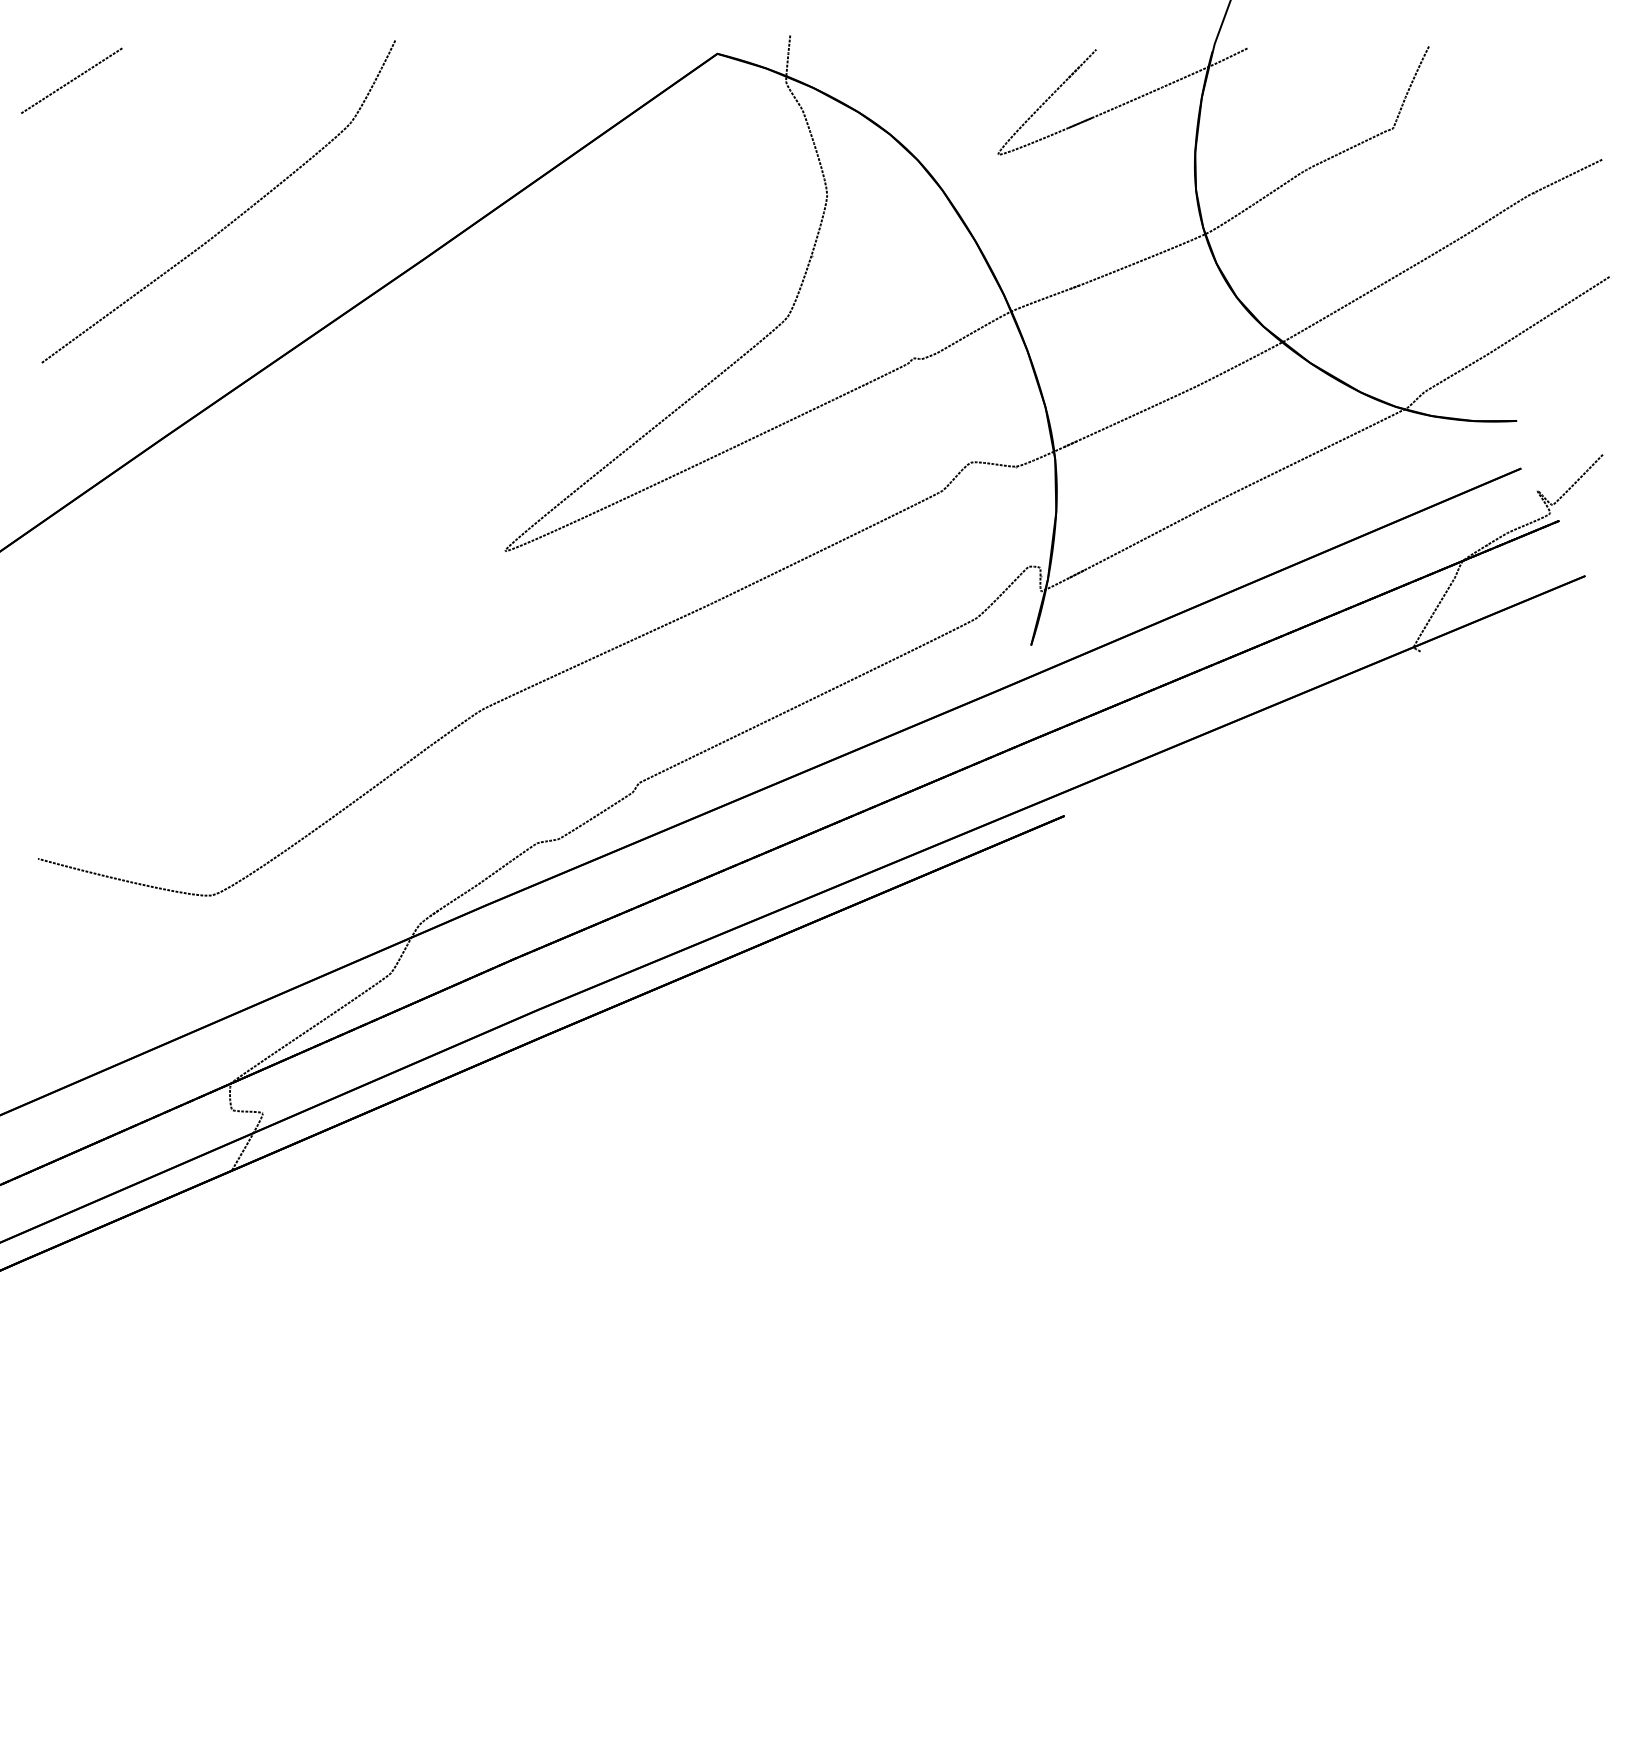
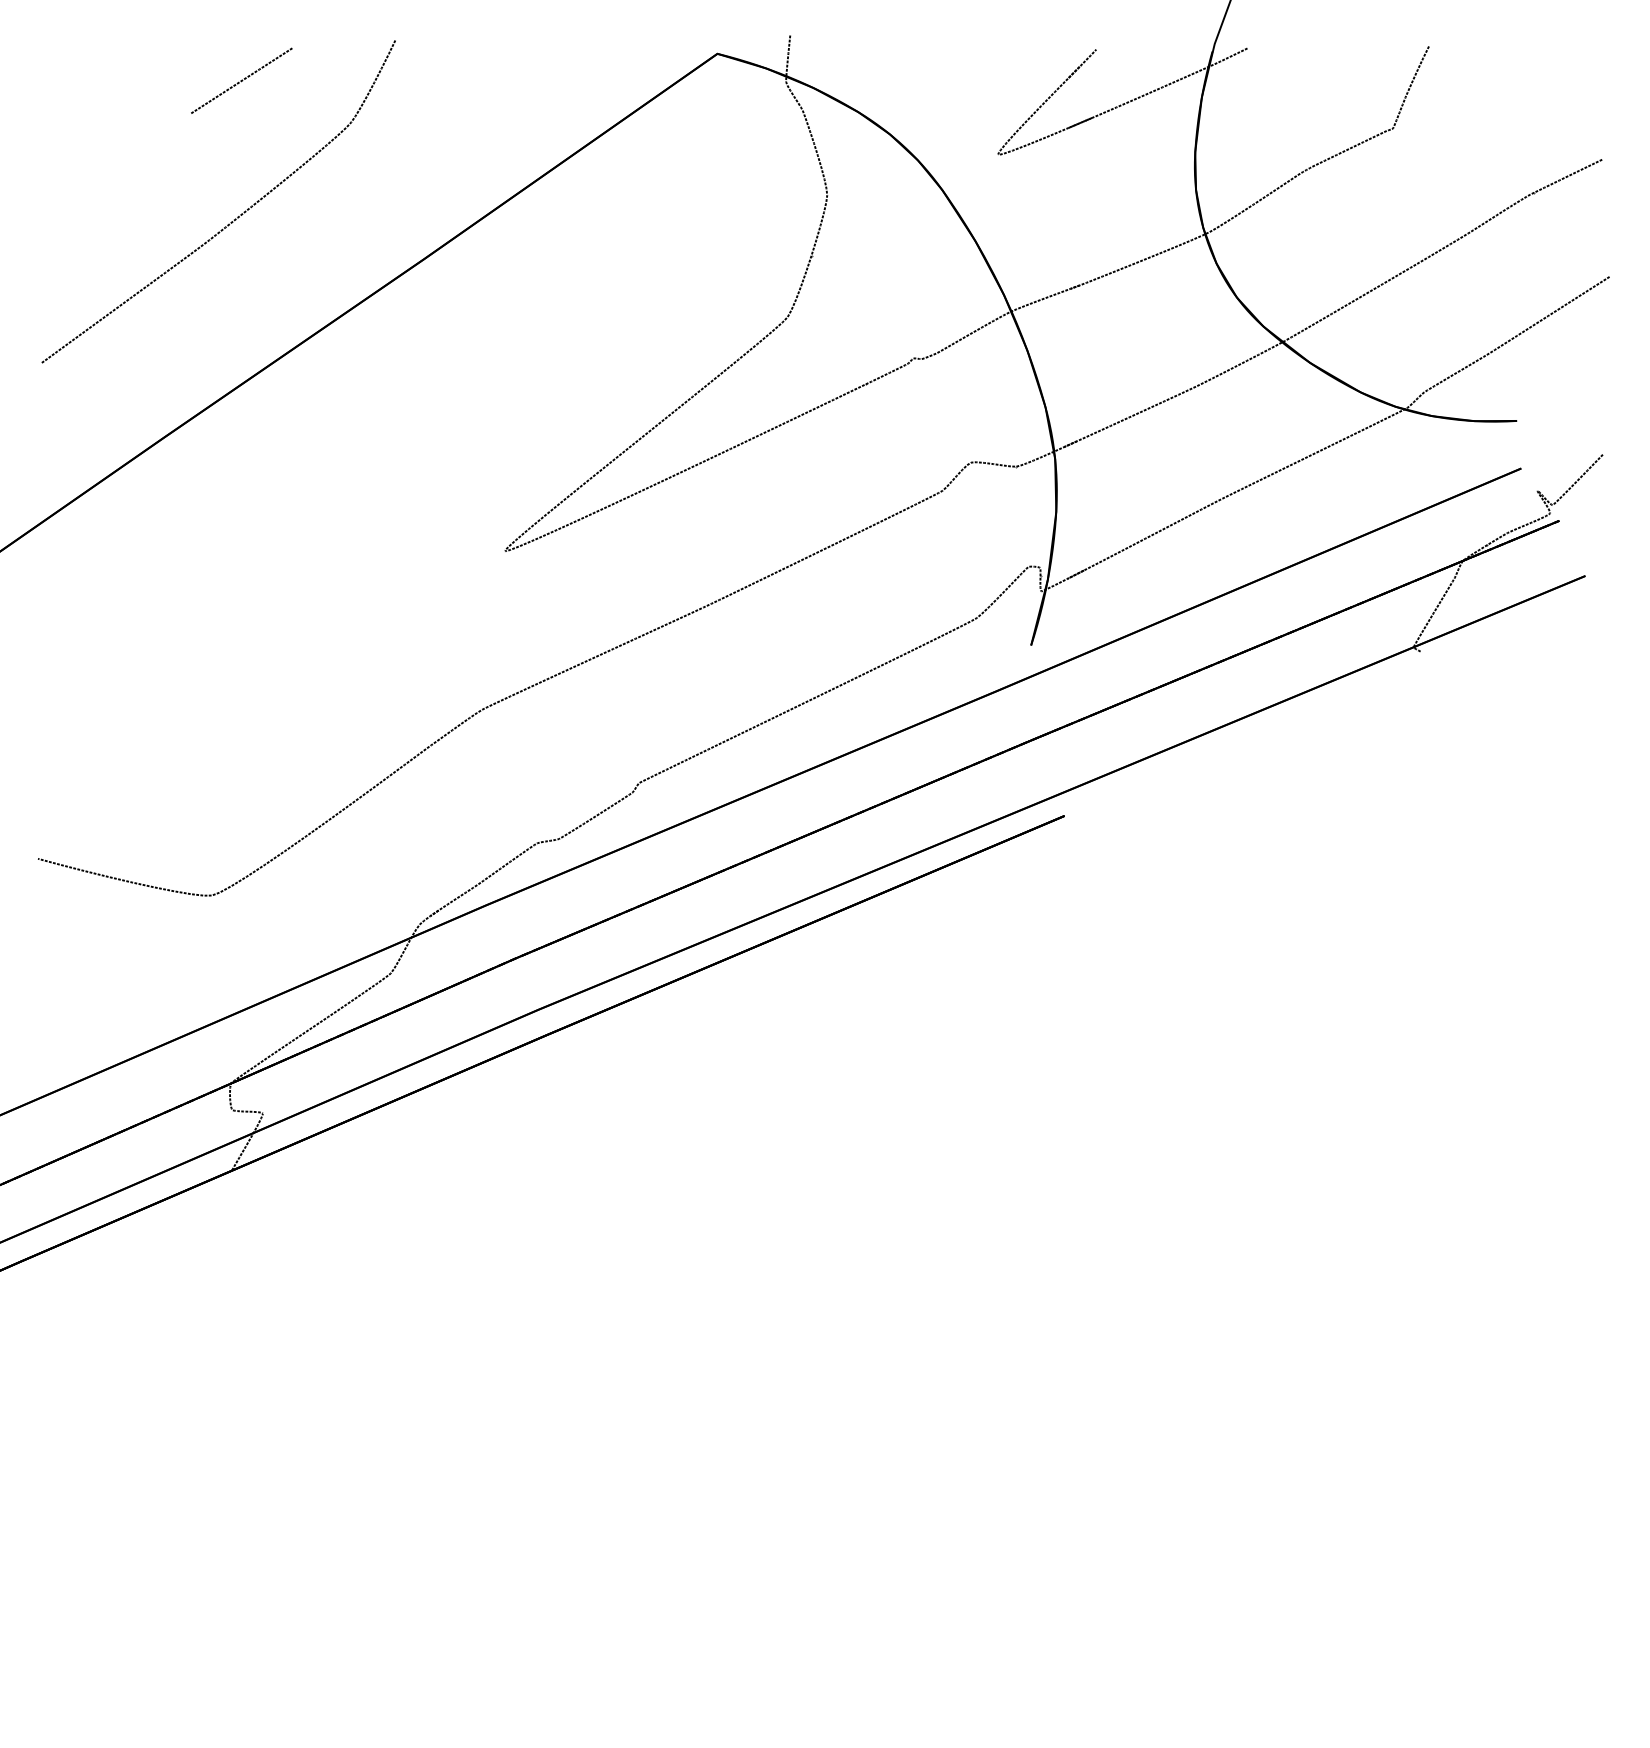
line position: (71, 80) -> (241, 80) (241, 80)
